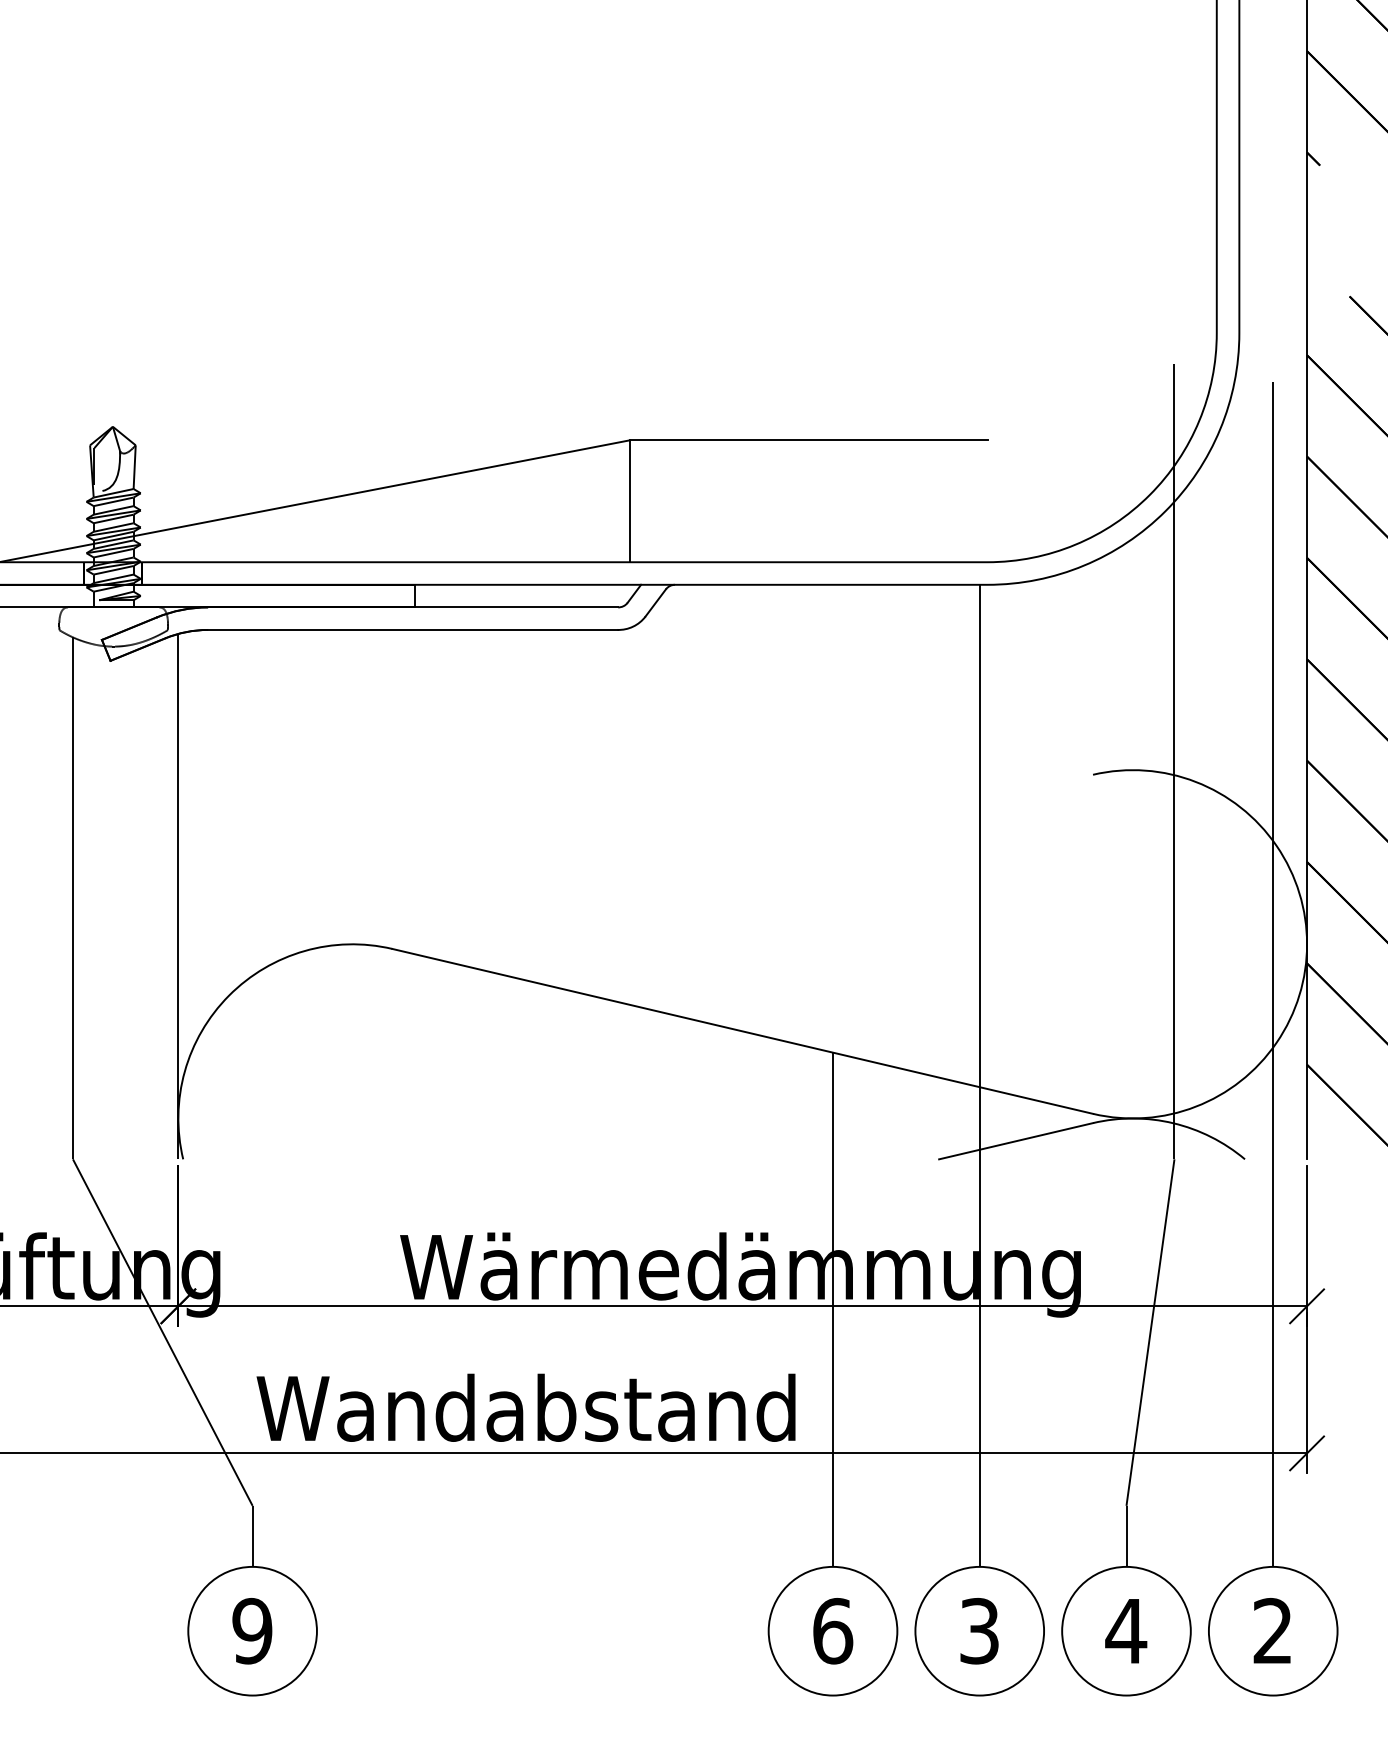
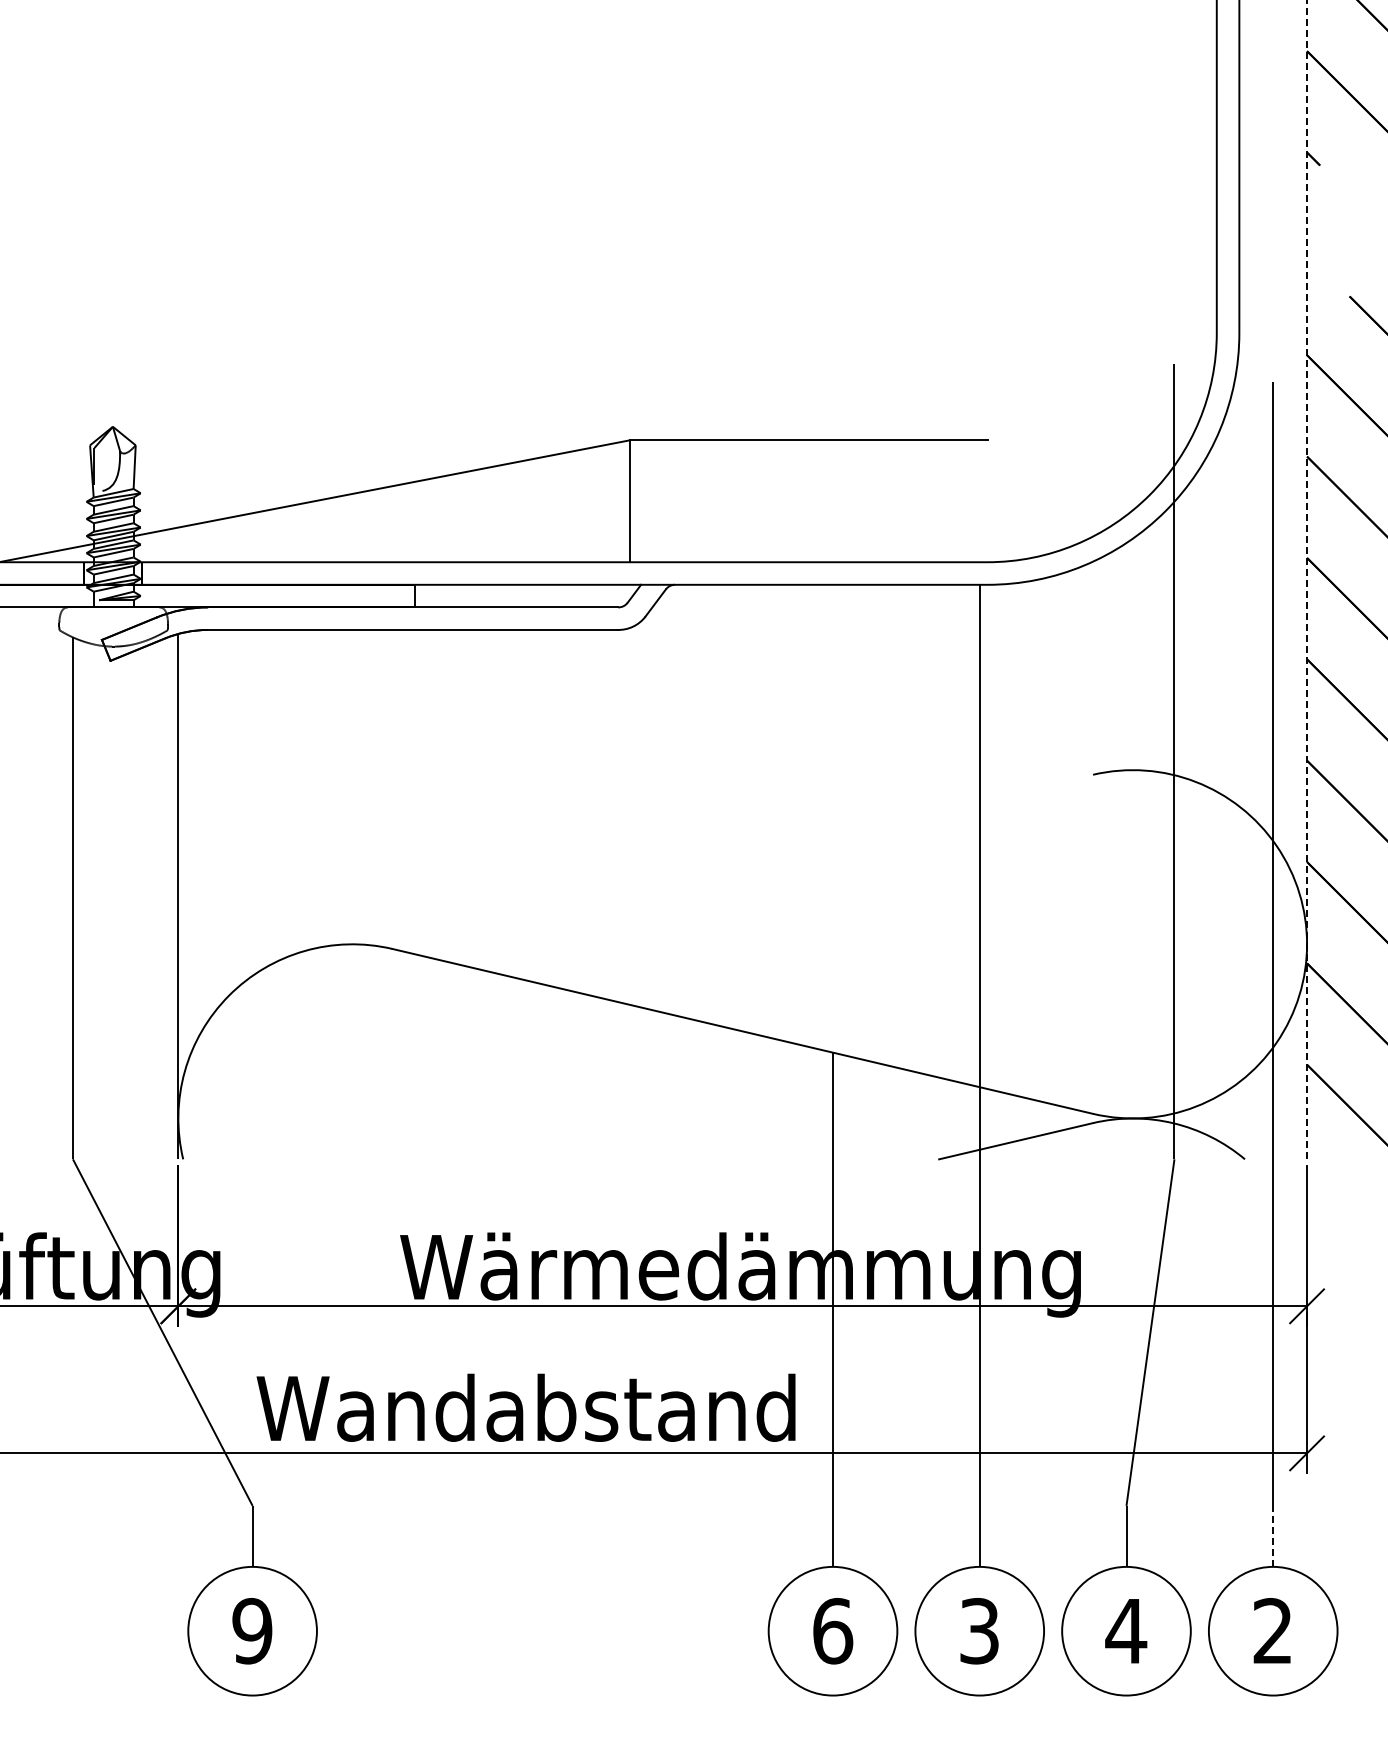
line: solid -> dashed (1307, 579)
line: solid -> dashed (1273, 1536)
